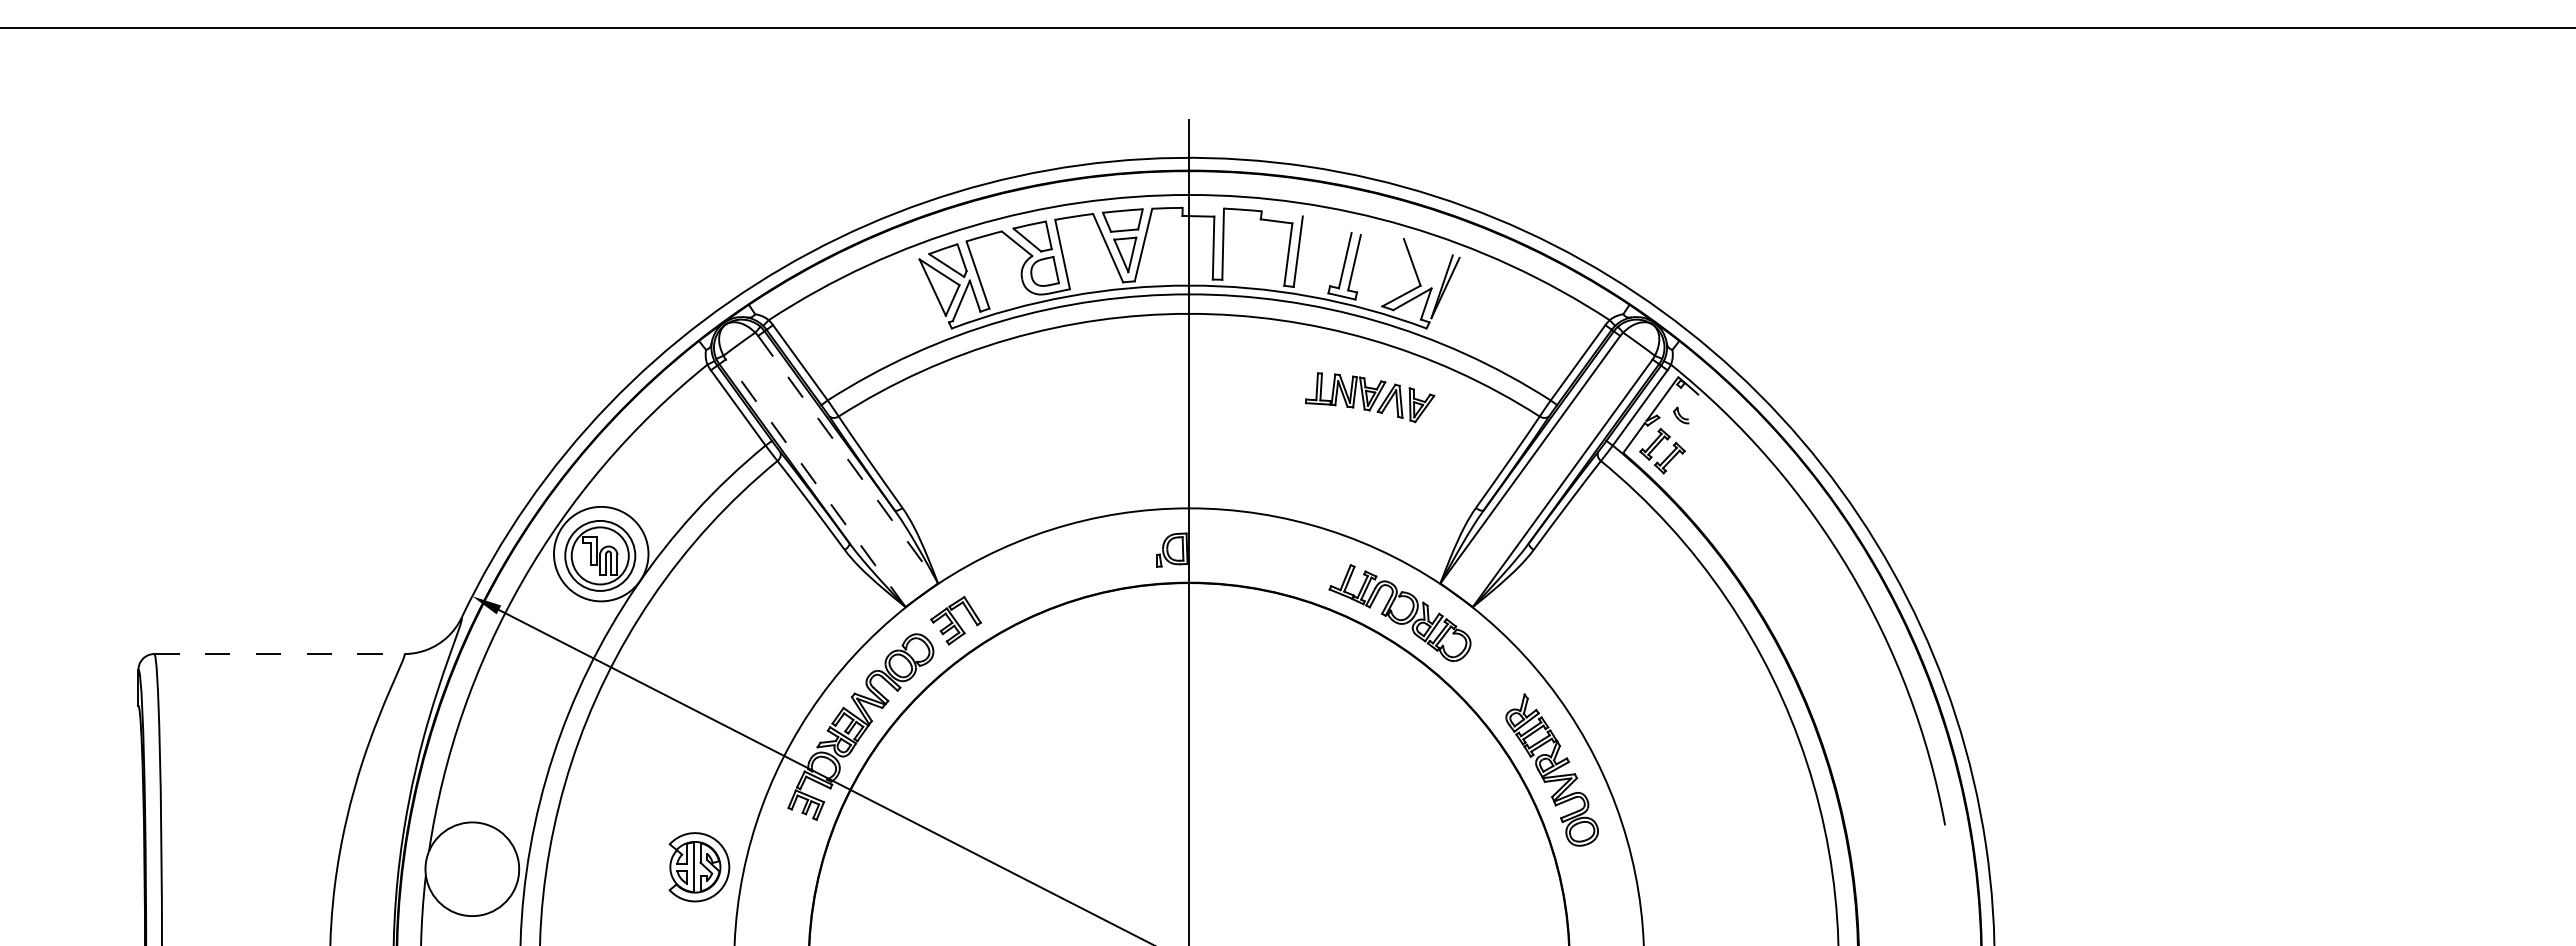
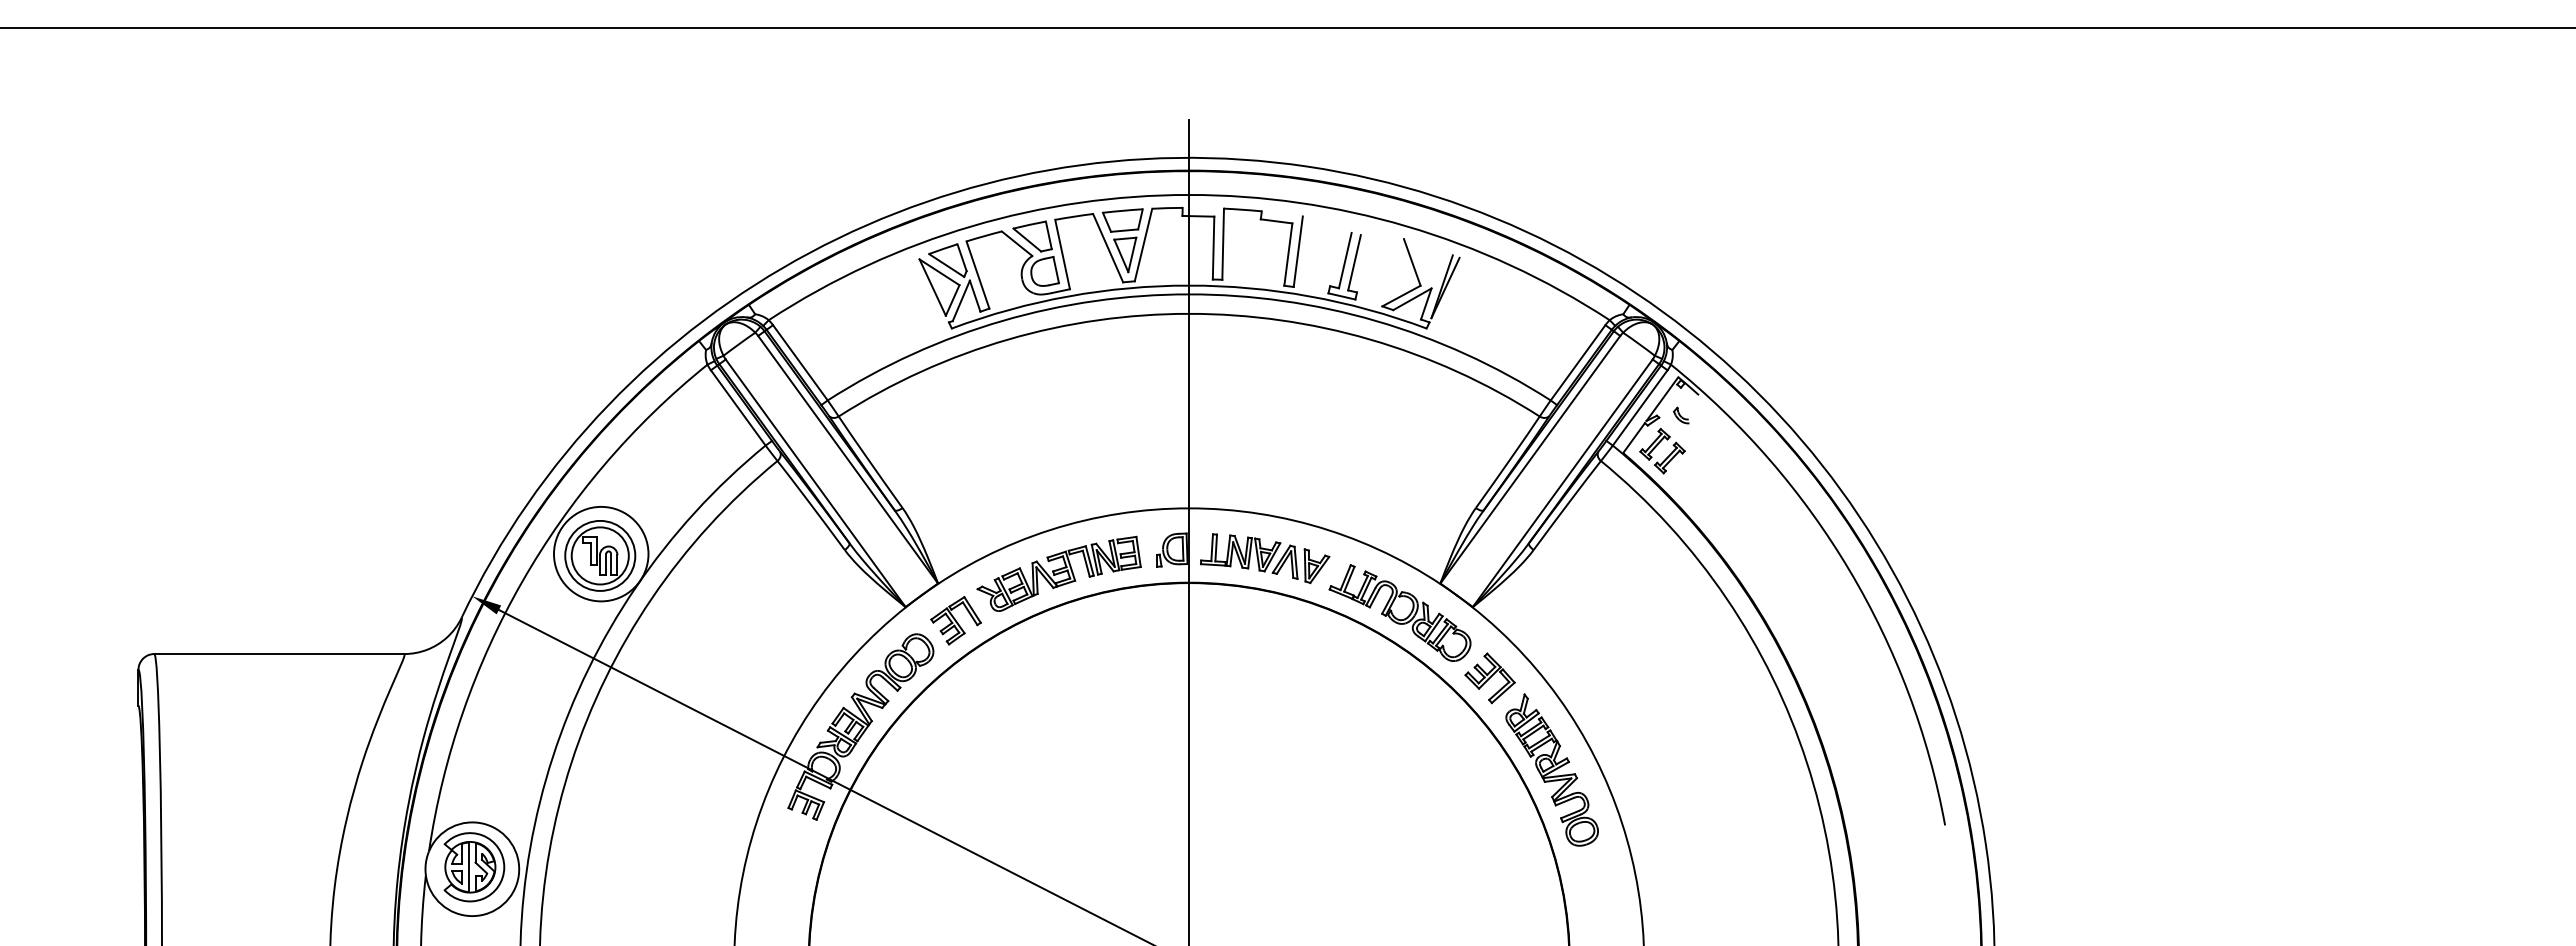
part position: (1370, 397) -> (1265, 558) (1265, 558)
line: dashed -> solid (848, 459)
line: dashed -> solid (815, 483)
part: none -> present (1058, 573)
line: dashed -> solid (279, 654)
part: none -> present (1489, 678)
part position: (699, 867) -> (474, 867) (474, 867)
